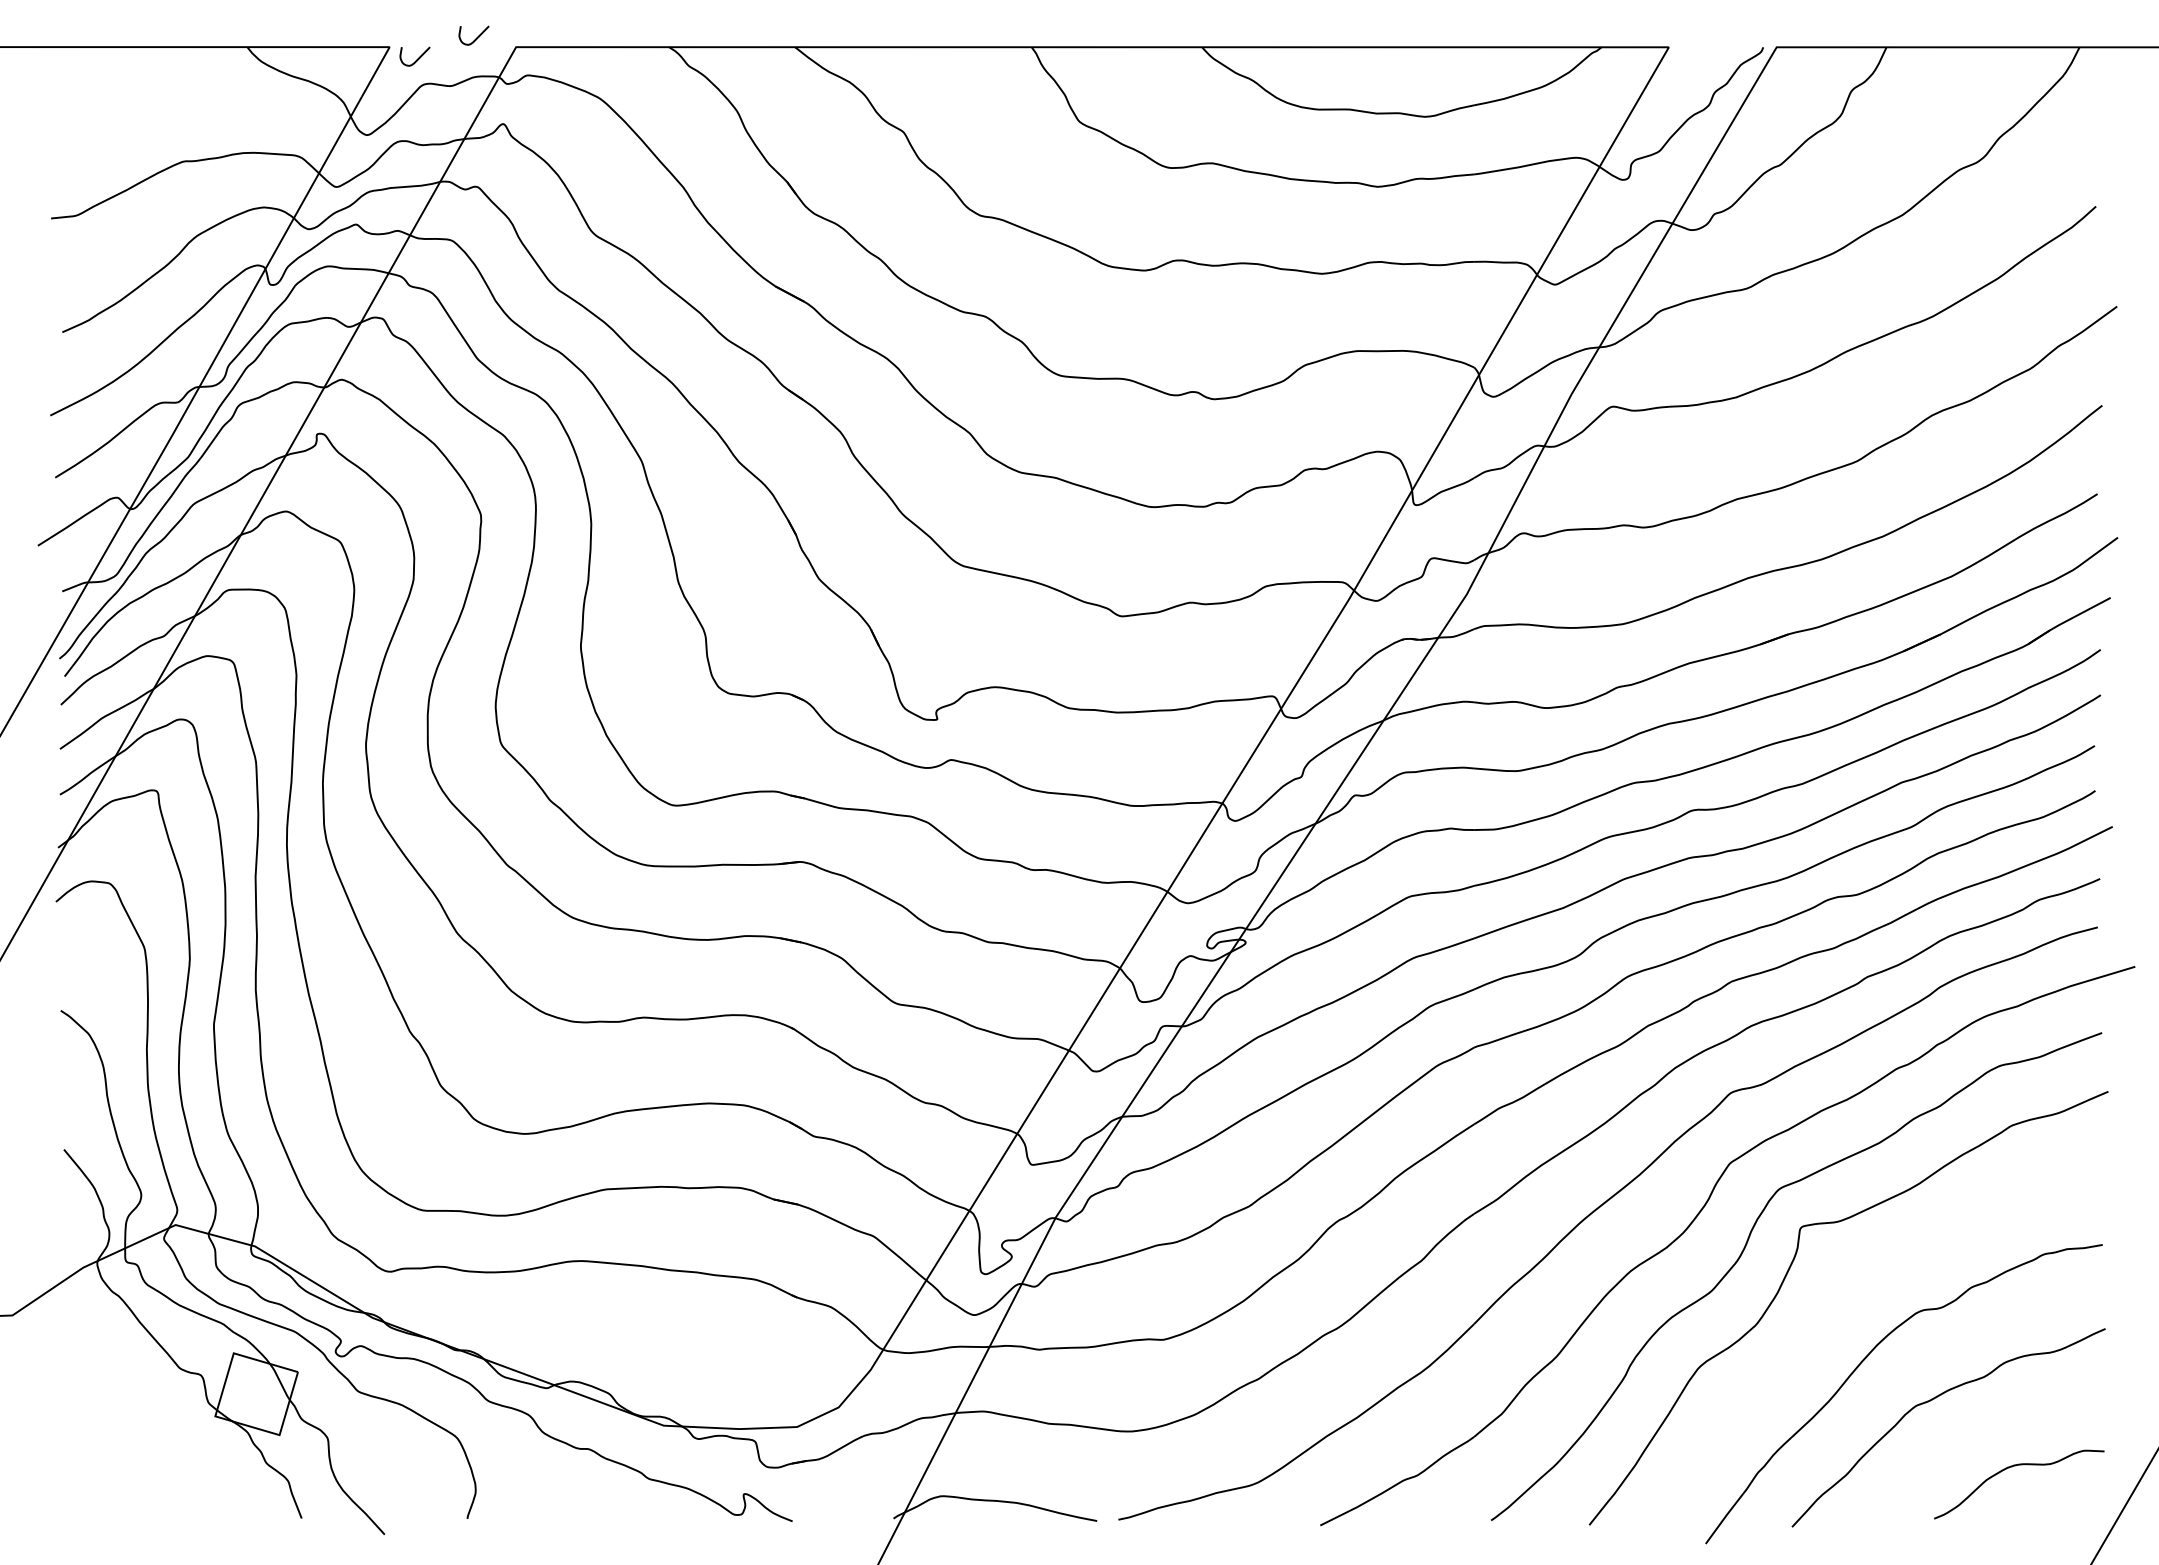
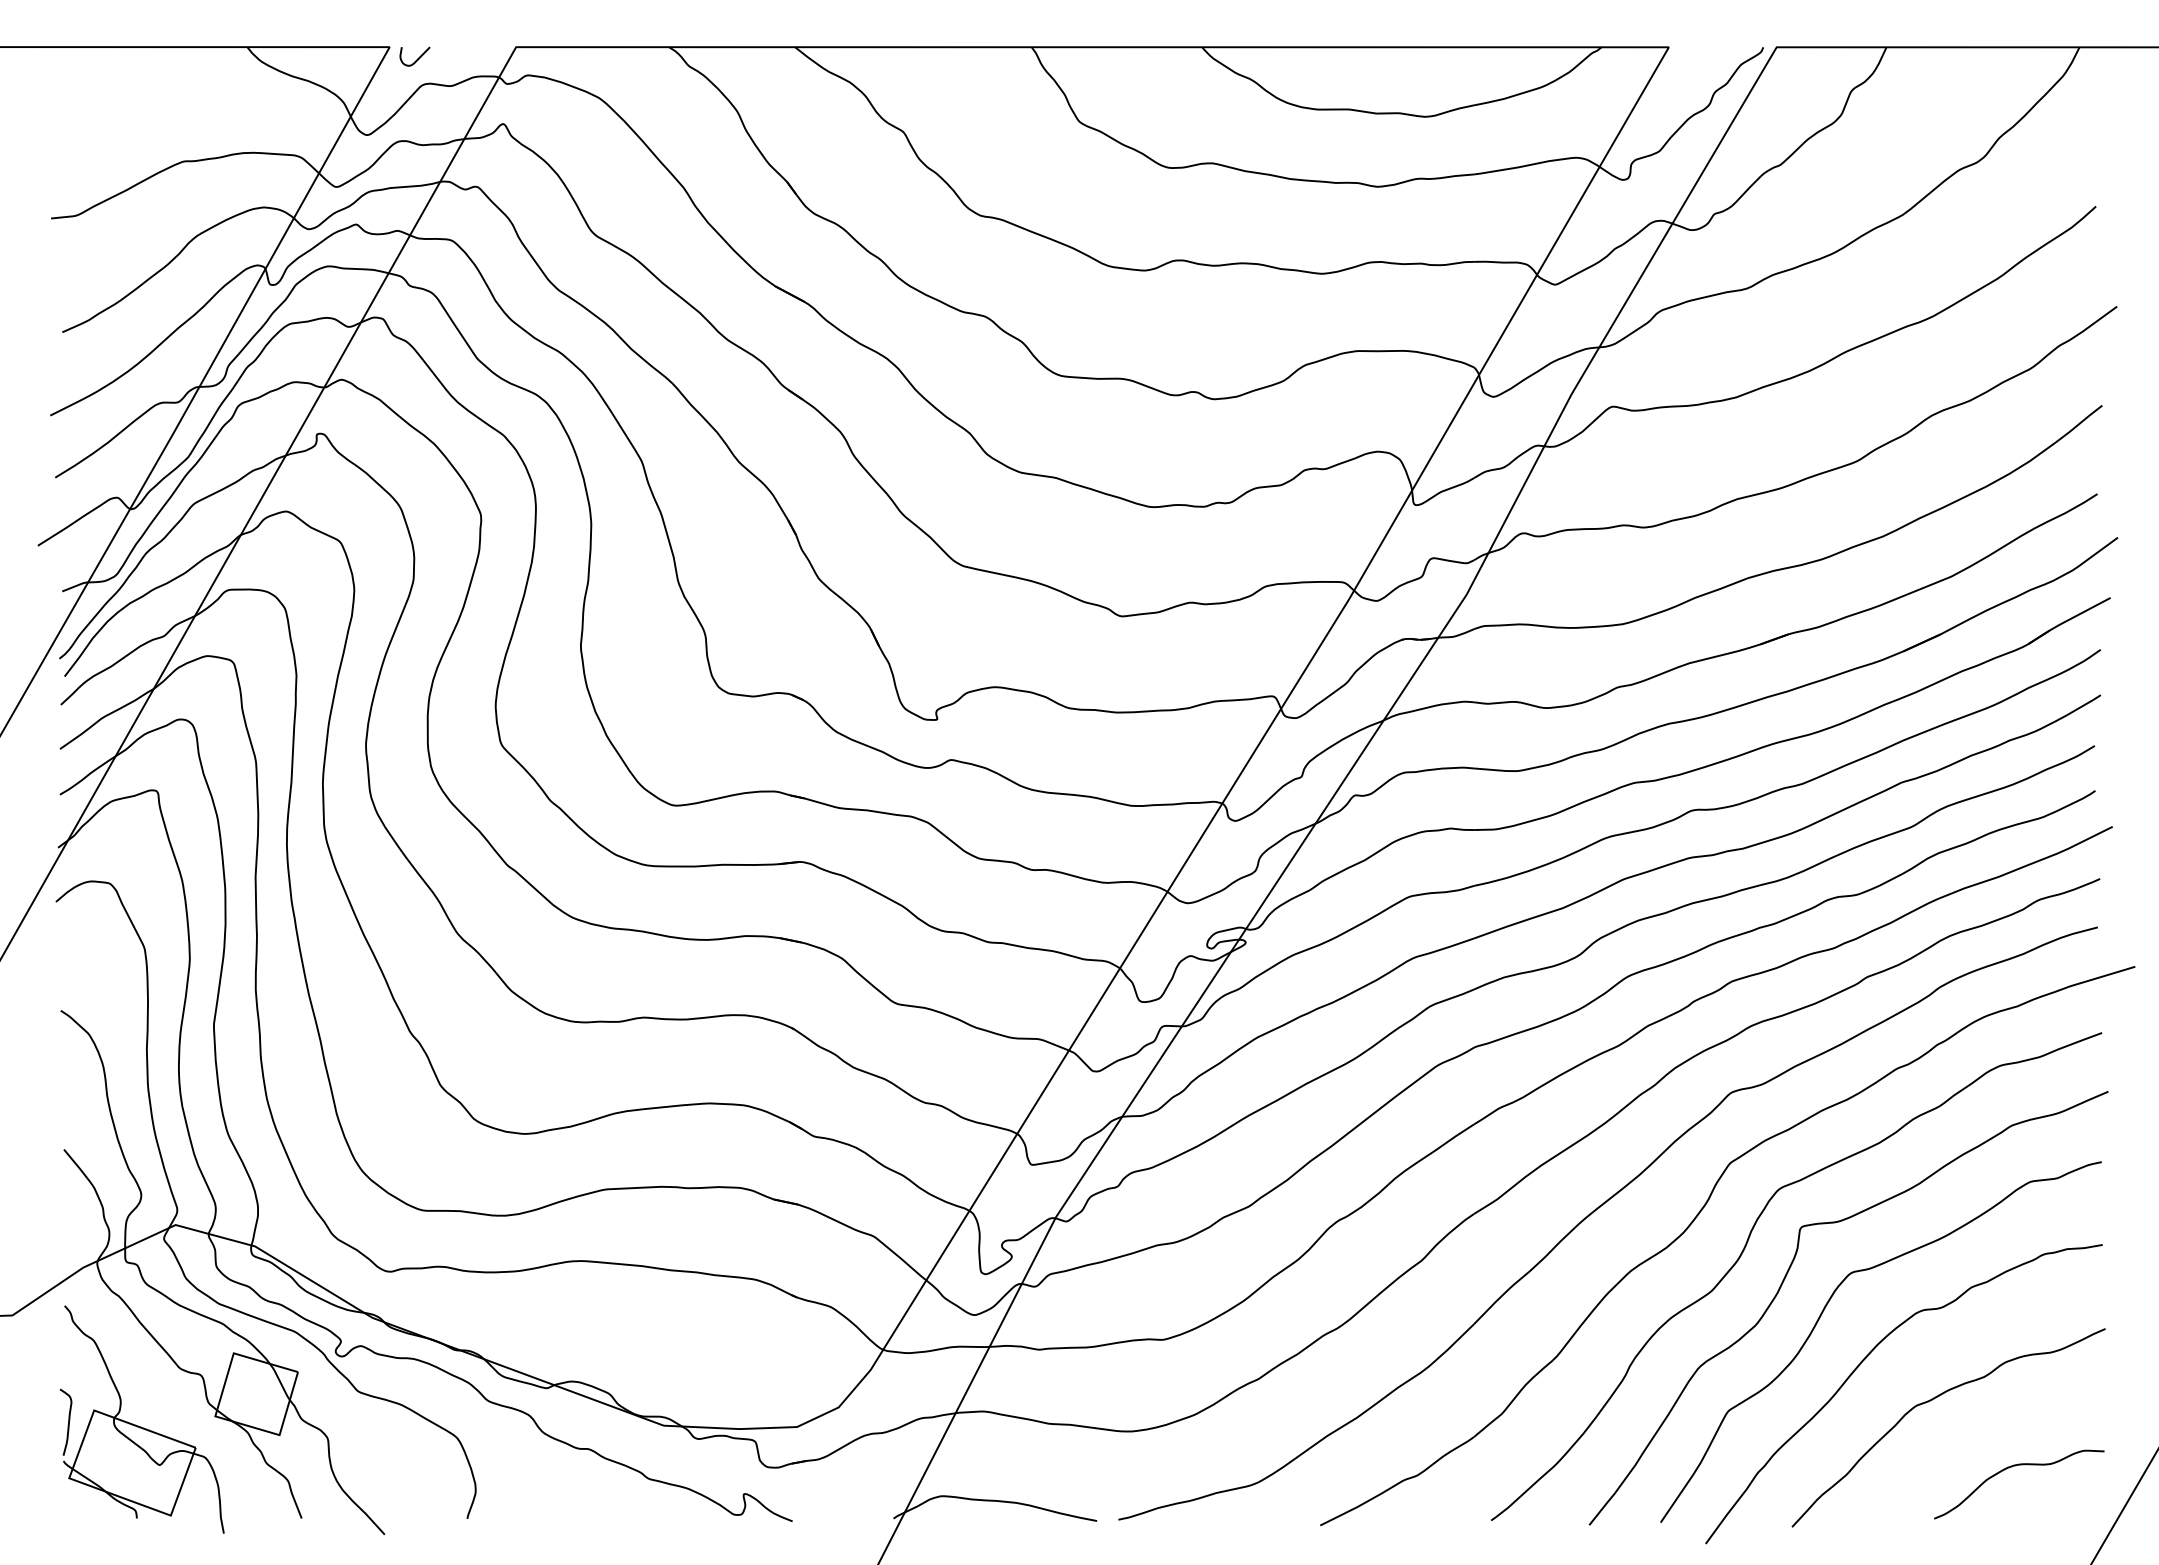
curve: present -> none (476, 37)
curve: none -> present (1823, 1312)
part: none -> present (138, 1425)
